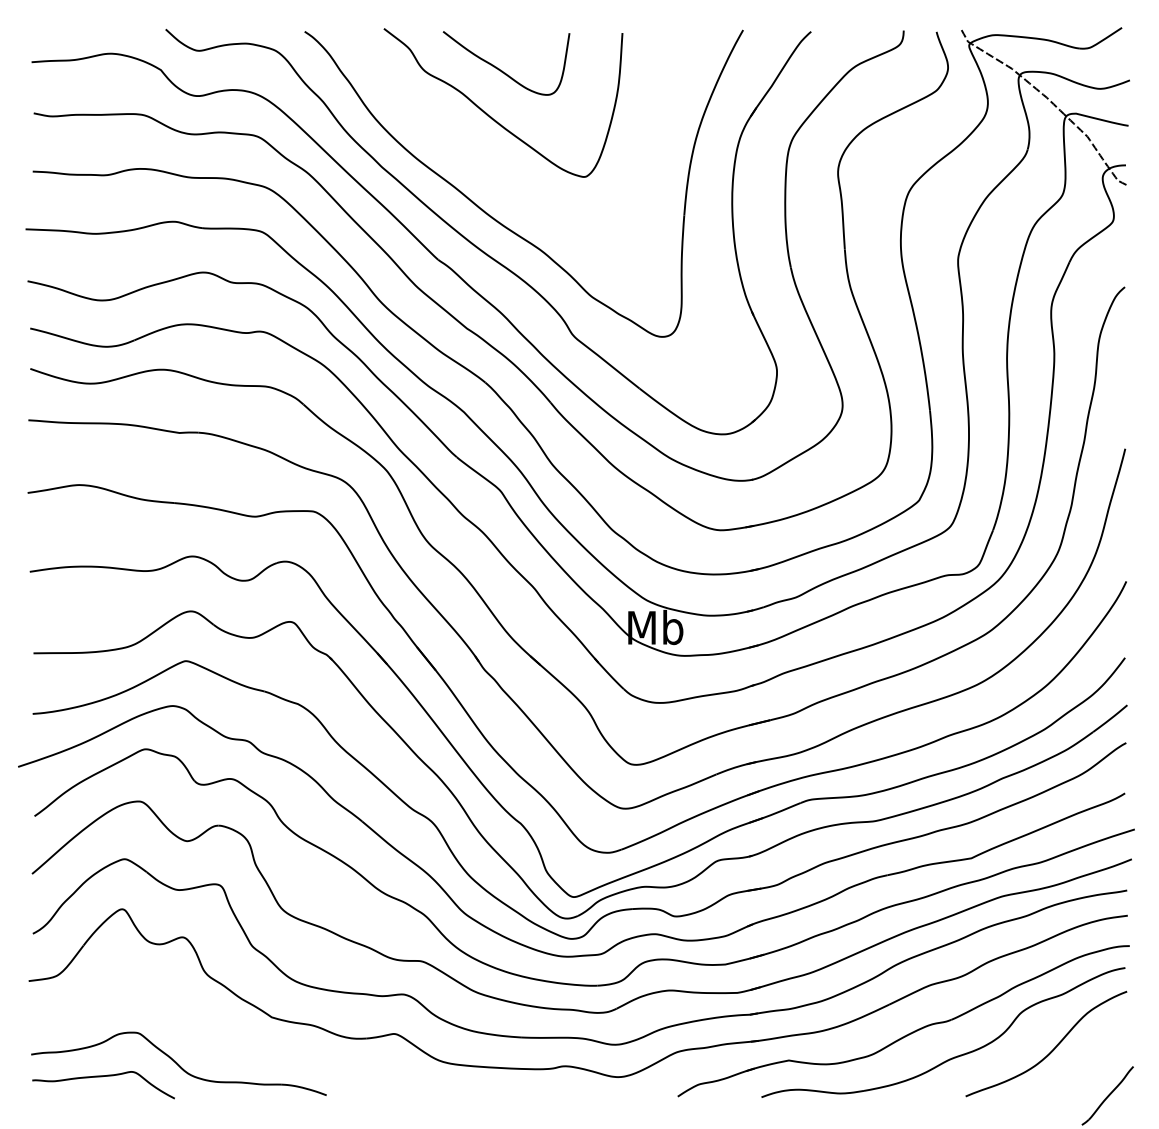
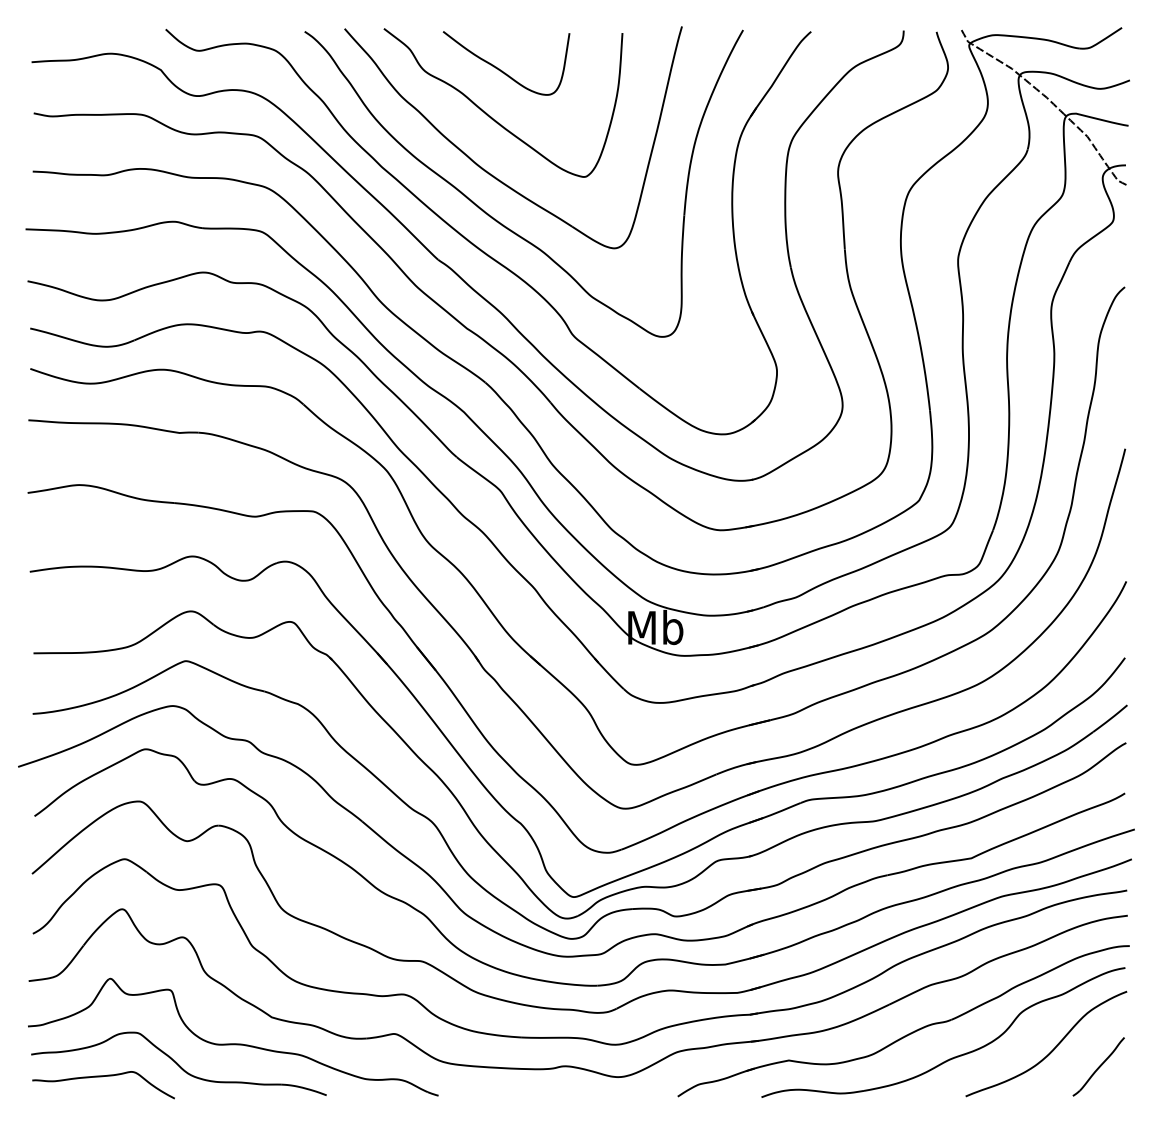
part: none -> present (489, 172)
part: none -> present (233, 1043)
part position: (1107, 1095) -> (1098, 1066) (1098, 1066)
